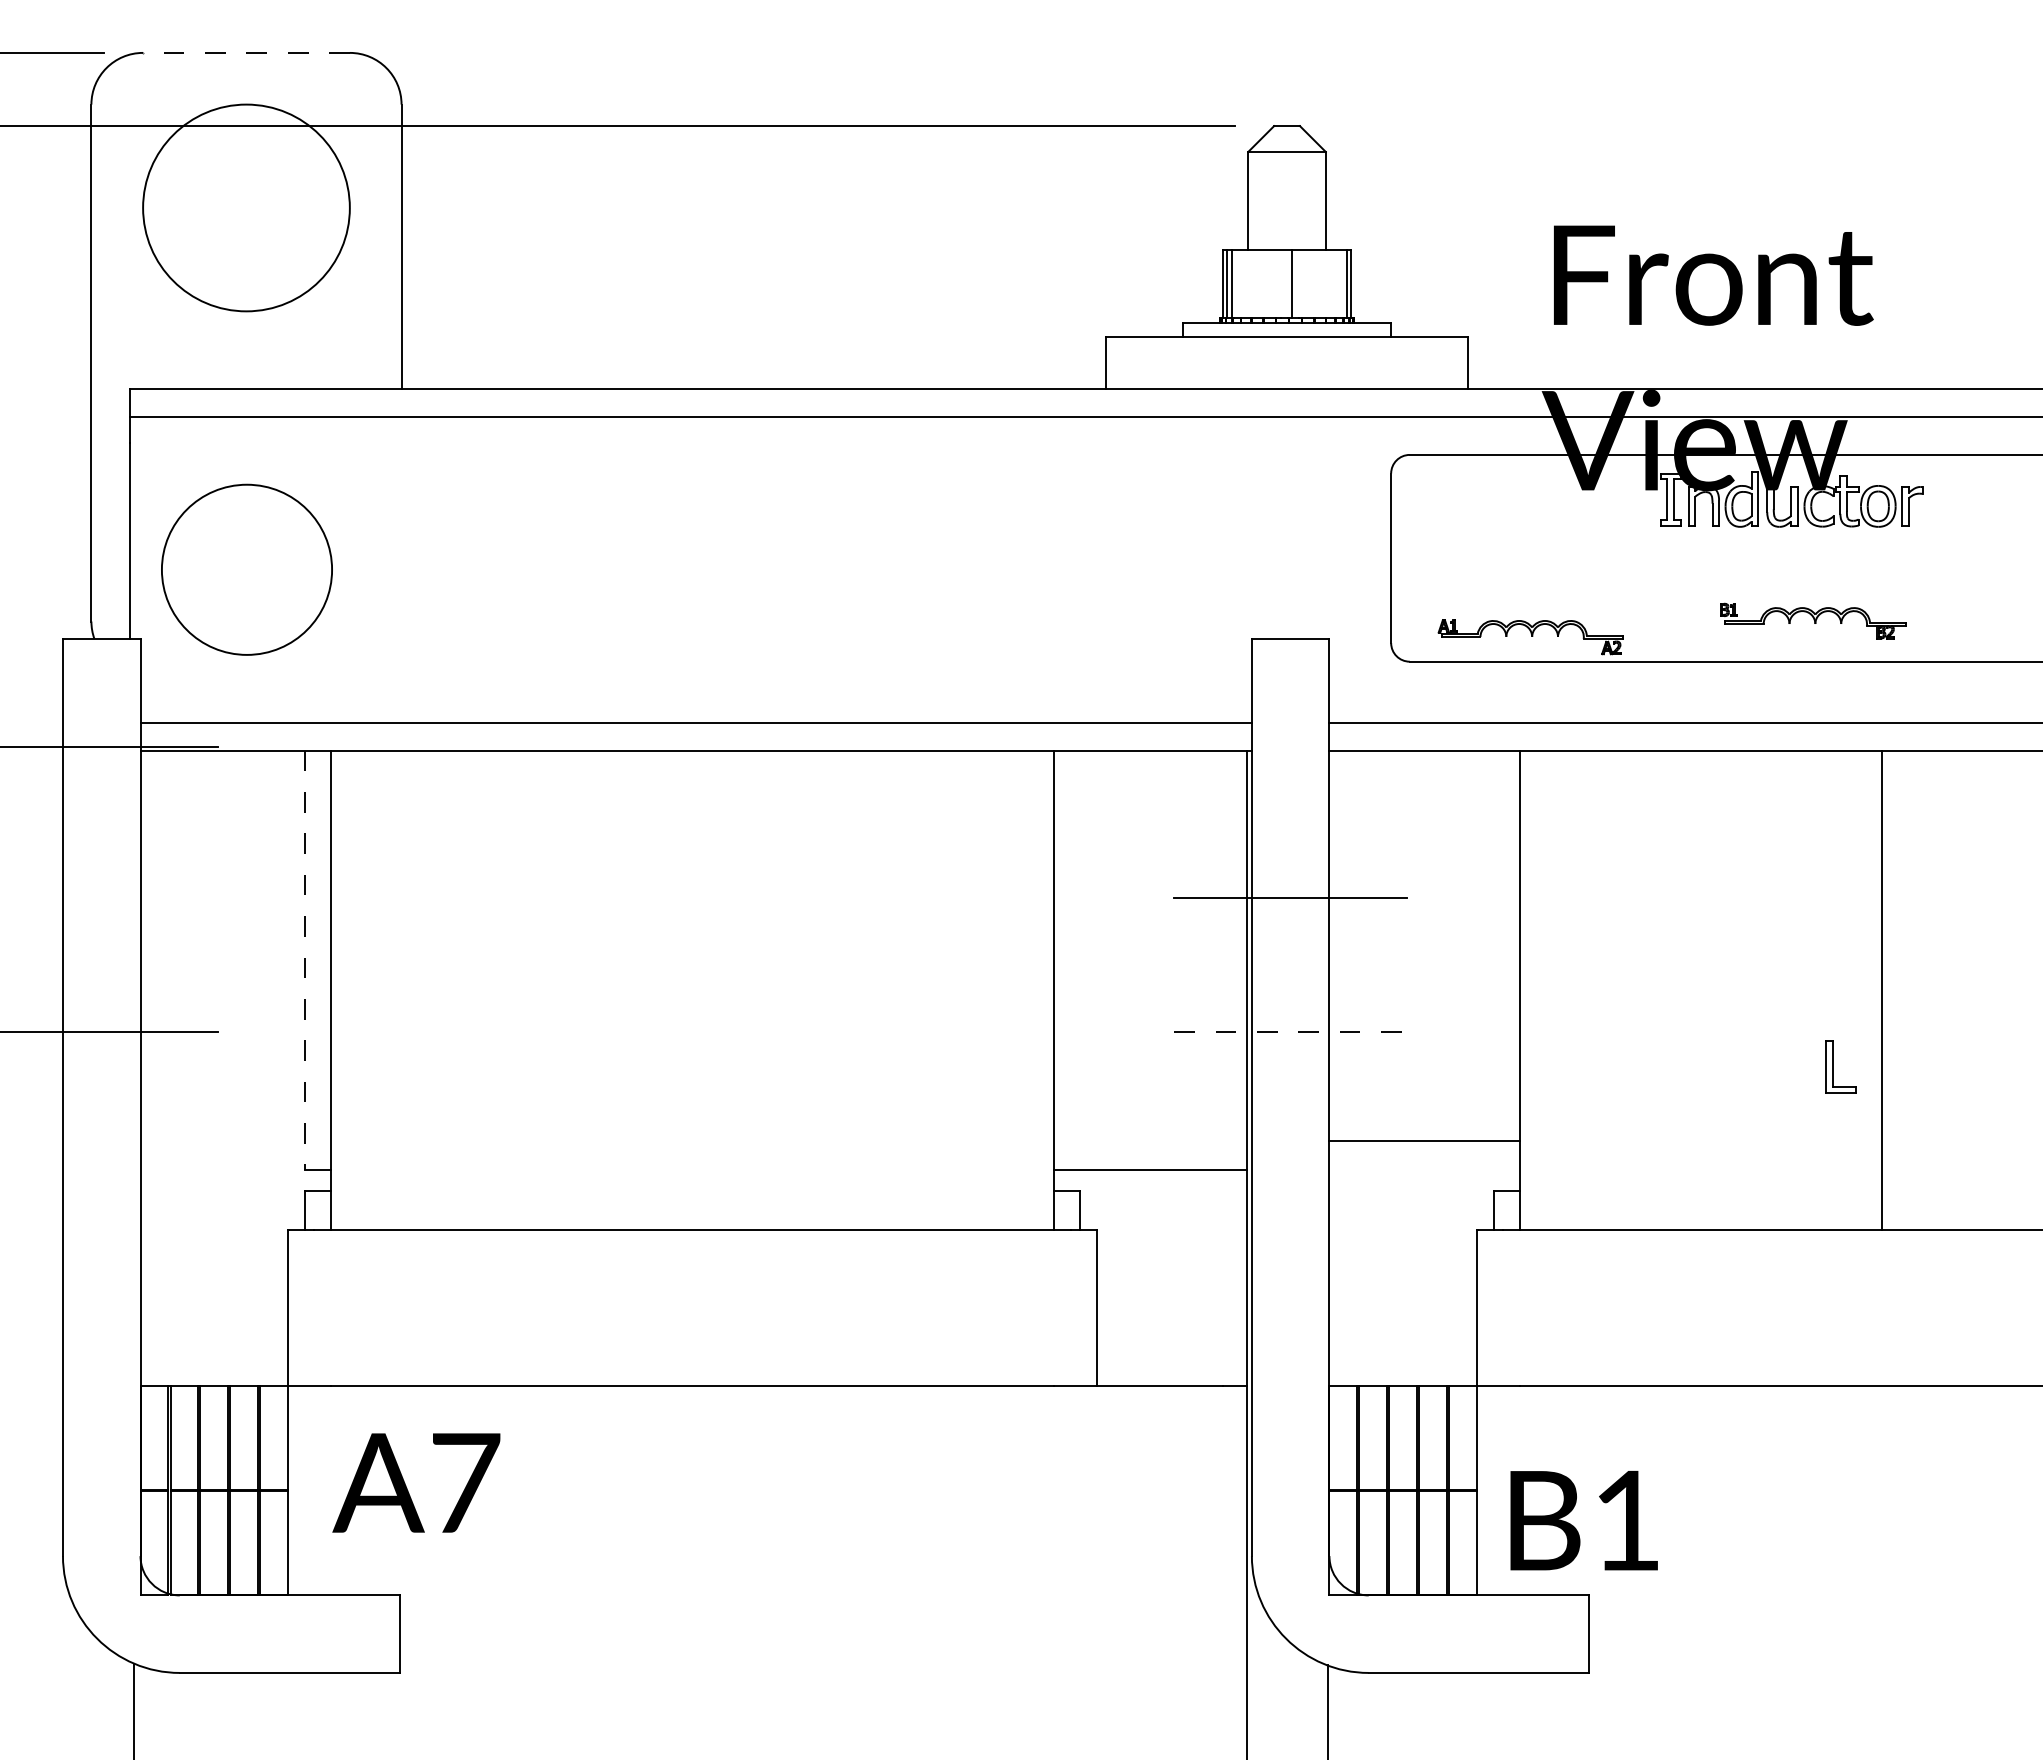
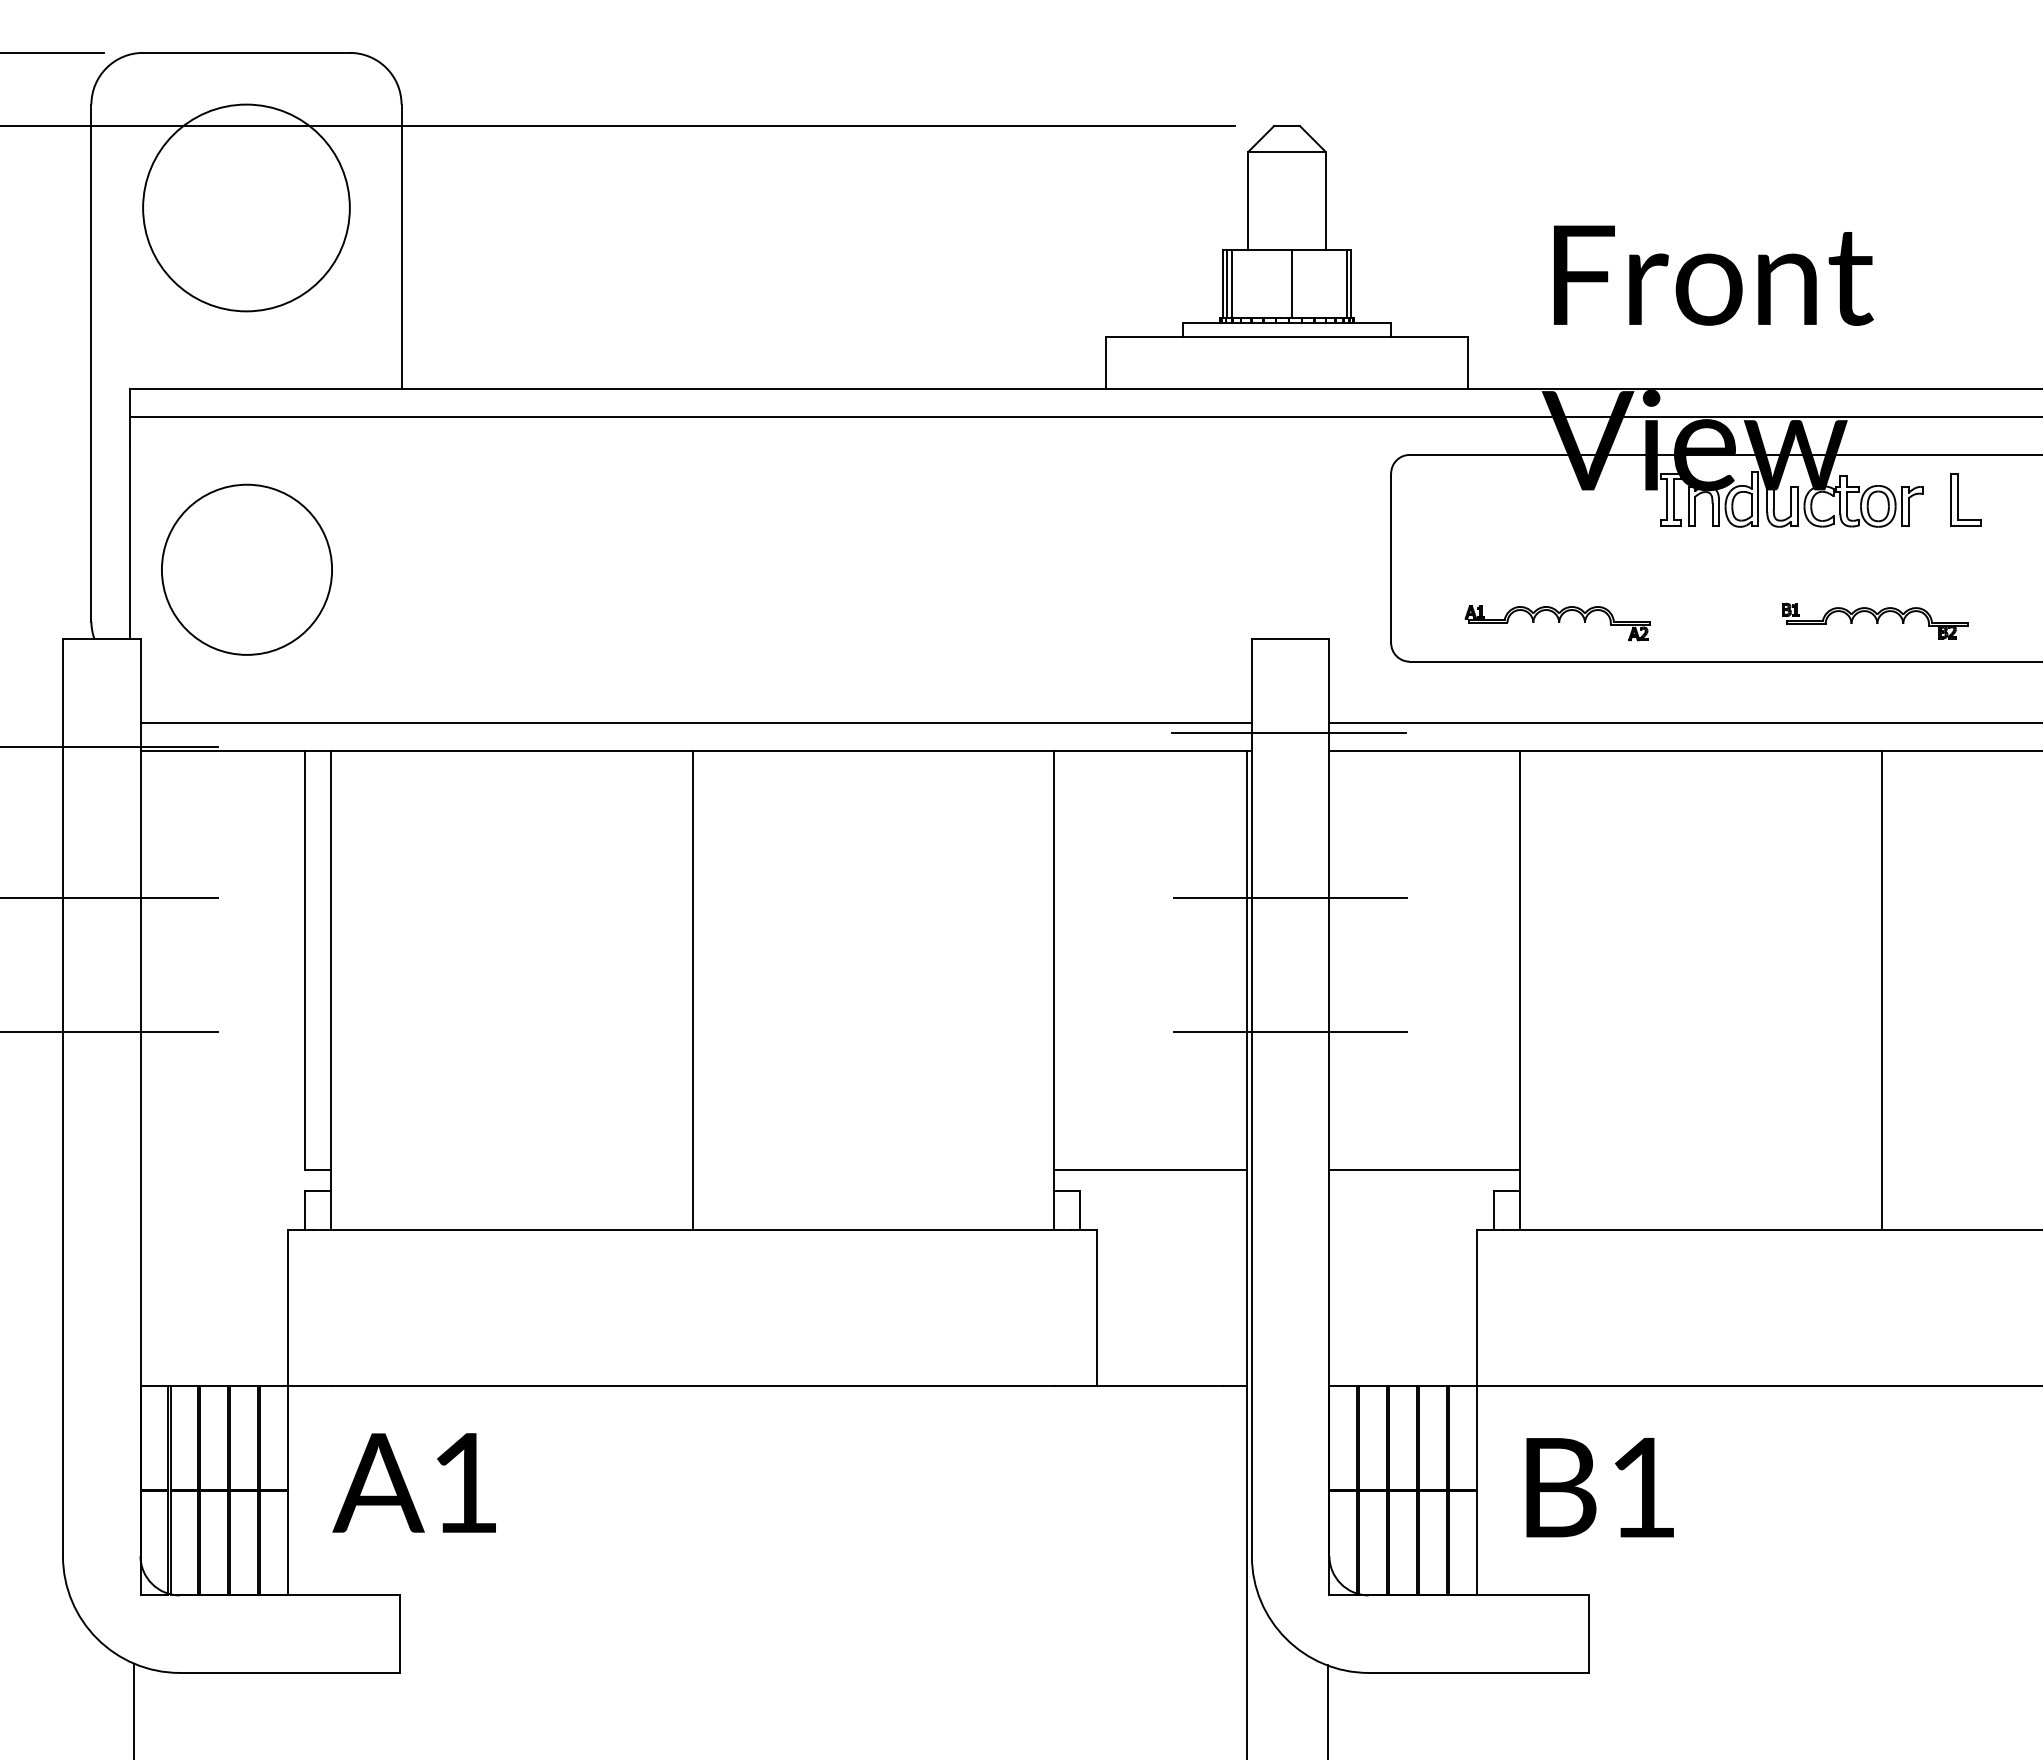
line: dashed -> solid (245, 52)
part position: (1813, 620) -> (1875, 620) (1875, 620)
part position: (1530, 637) -> (1557, 623) (1557, 623)
line: none -> present (1288, 733)
line: none -> present (110, 897)
line: dashed -> solid (304, 960)
line: none -> present (692, 990)
line: dashed -> solid (1291, 1031)
part position: (1833, 1066) -> (1958, 499) (1958, 499)
line position: (1424, 1141) -> (1424, 1170) (1424, 1170)
text: A7 -> A1 (466, 1482)
text position: (1583, 1520) -> (1599, 1487) (1599, 1487)
